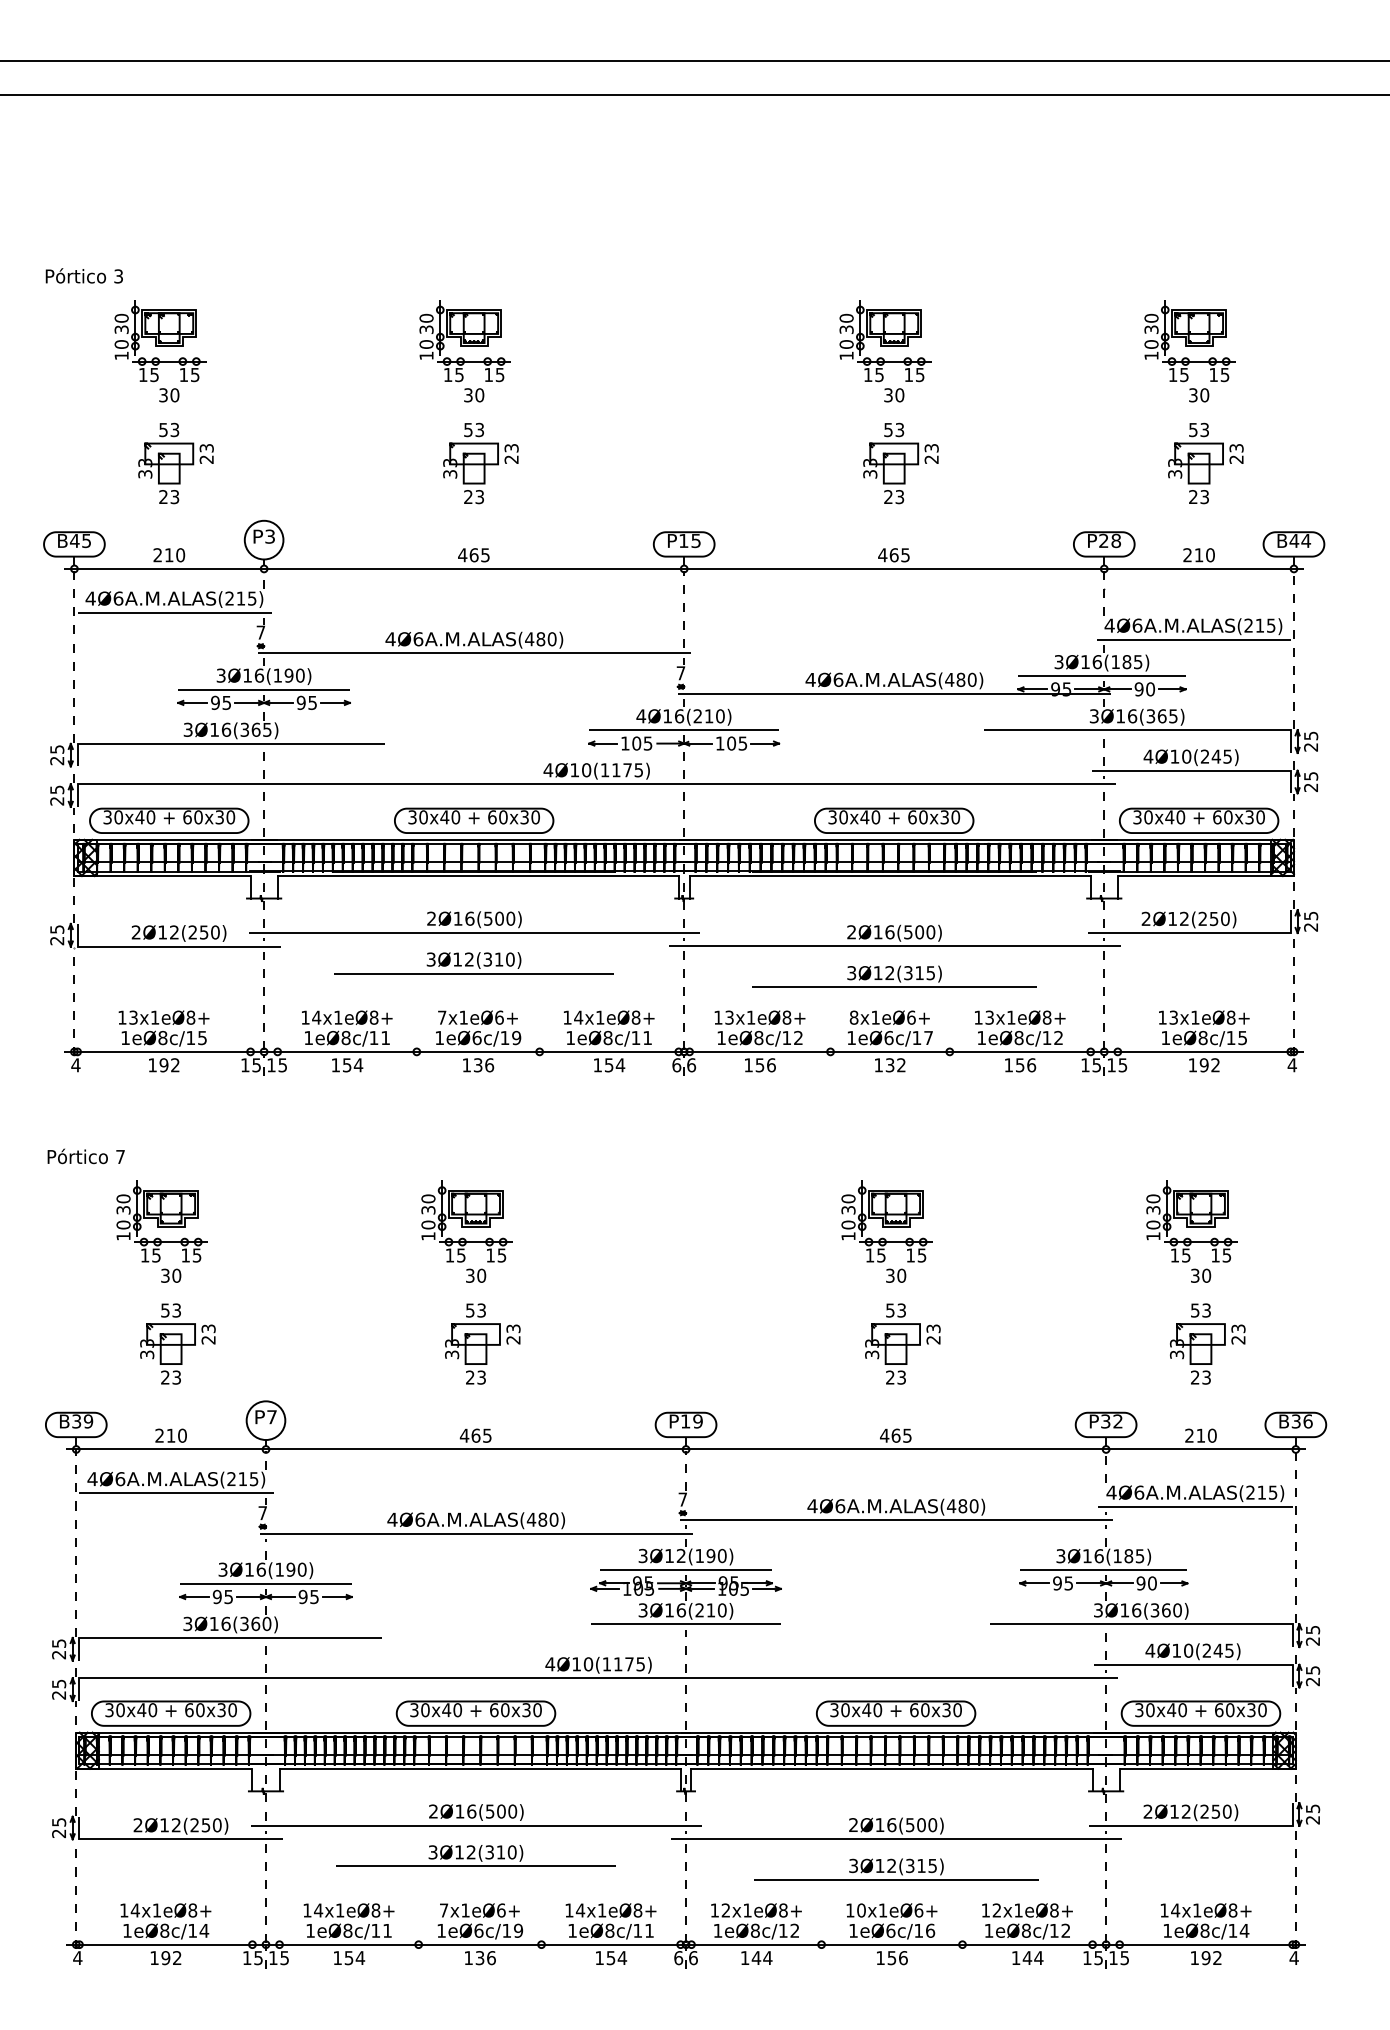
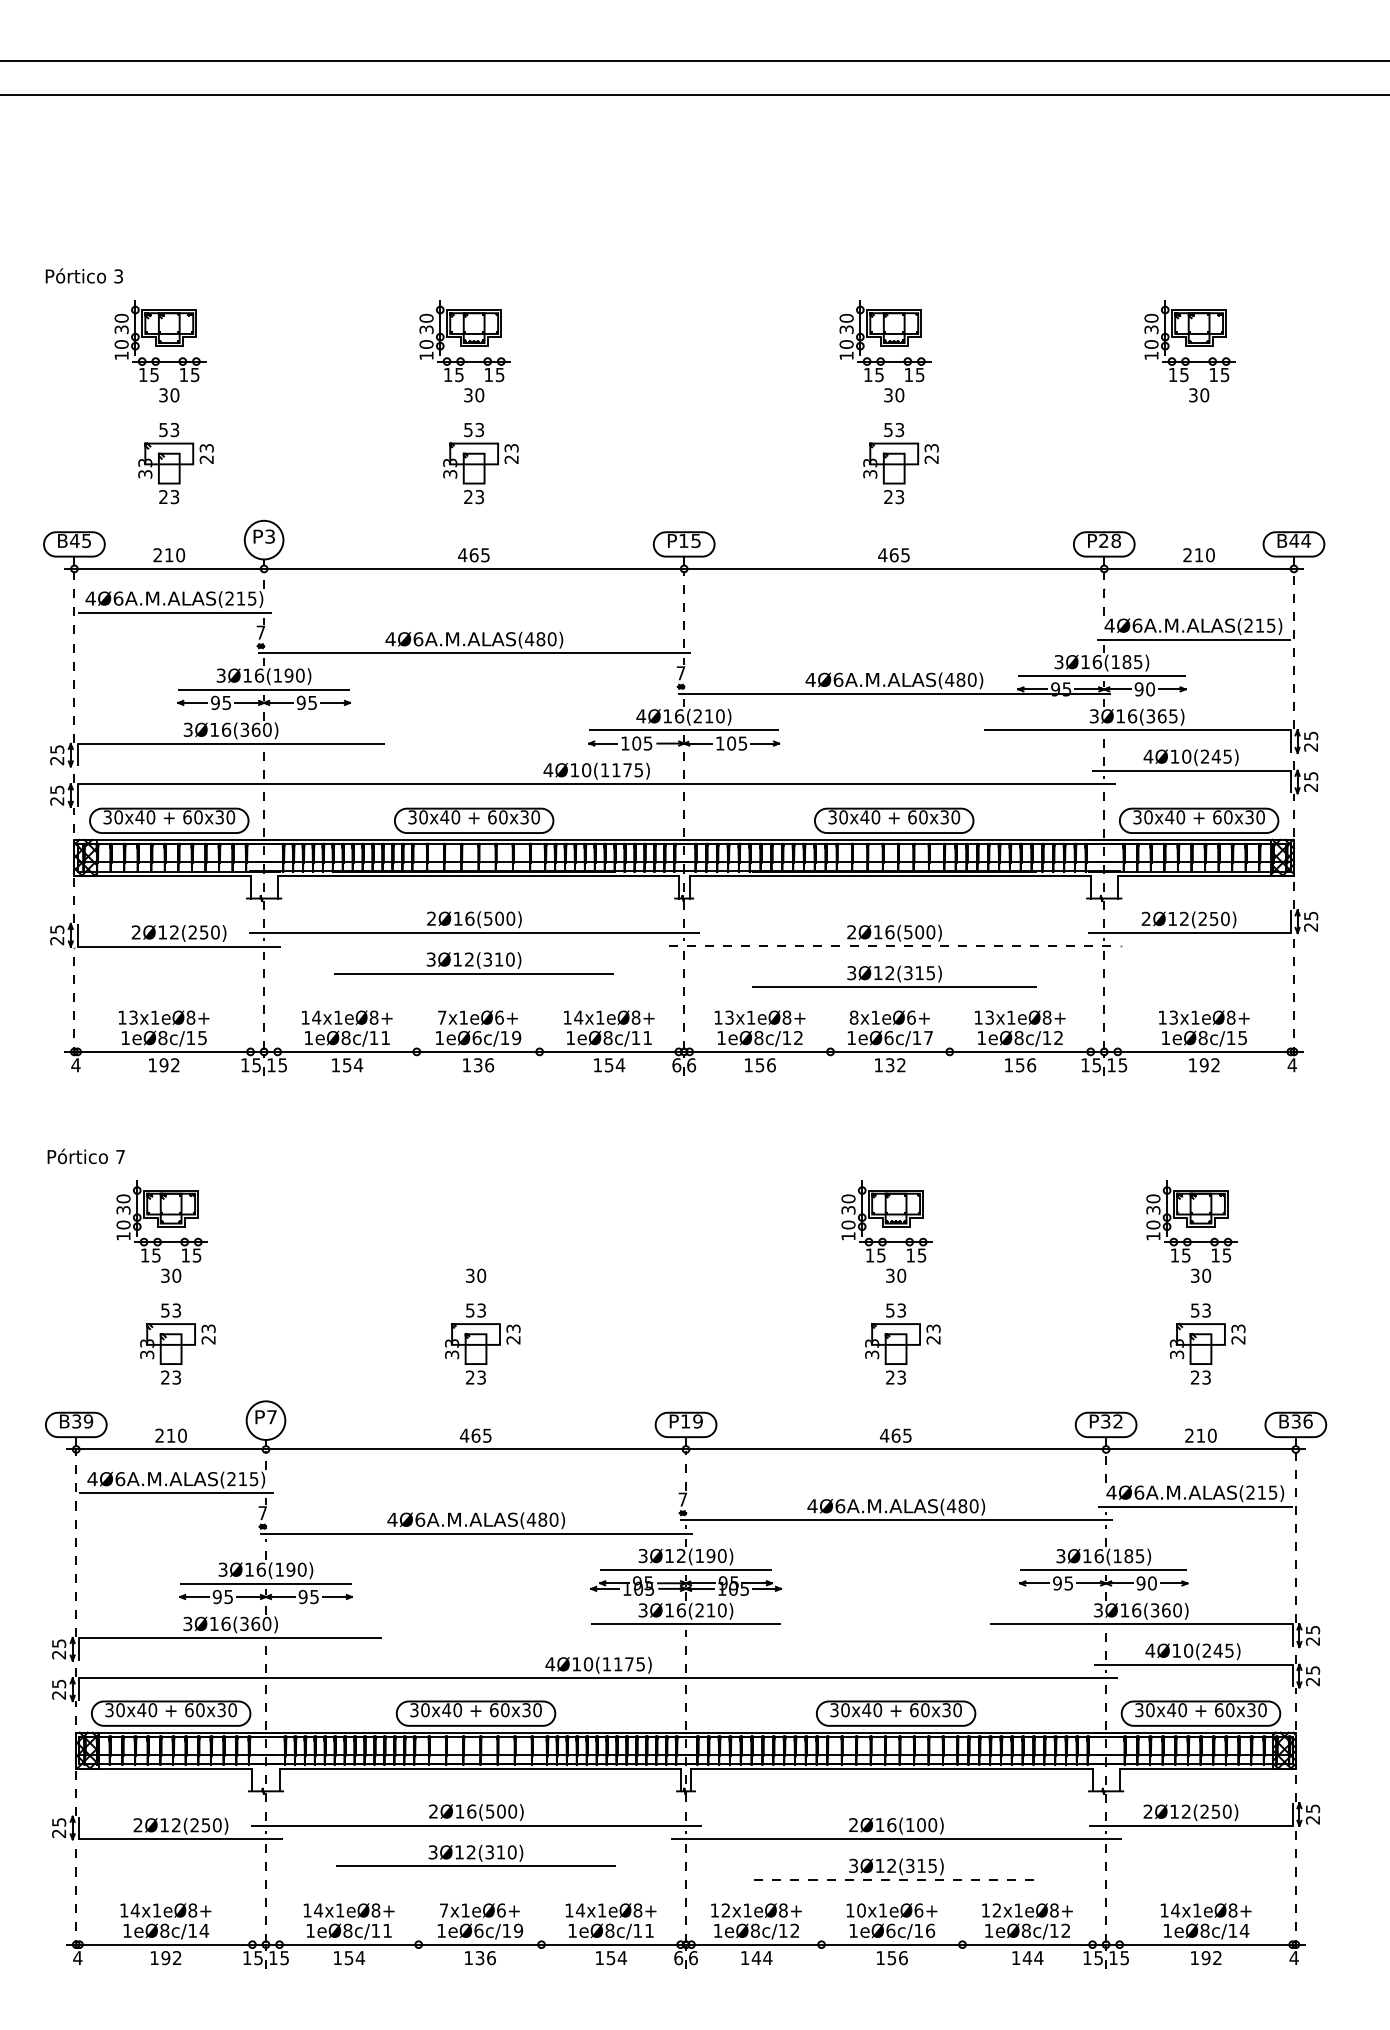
part: present -> none (1205, 463)
text: (365) -> (360) (267, 729)
line: solid -> dashed (894, 946)
part: present -> none (466, 1221)
text: (500) -> (100) (910, 1825)
line: solid -> dashed (897, 1880)
